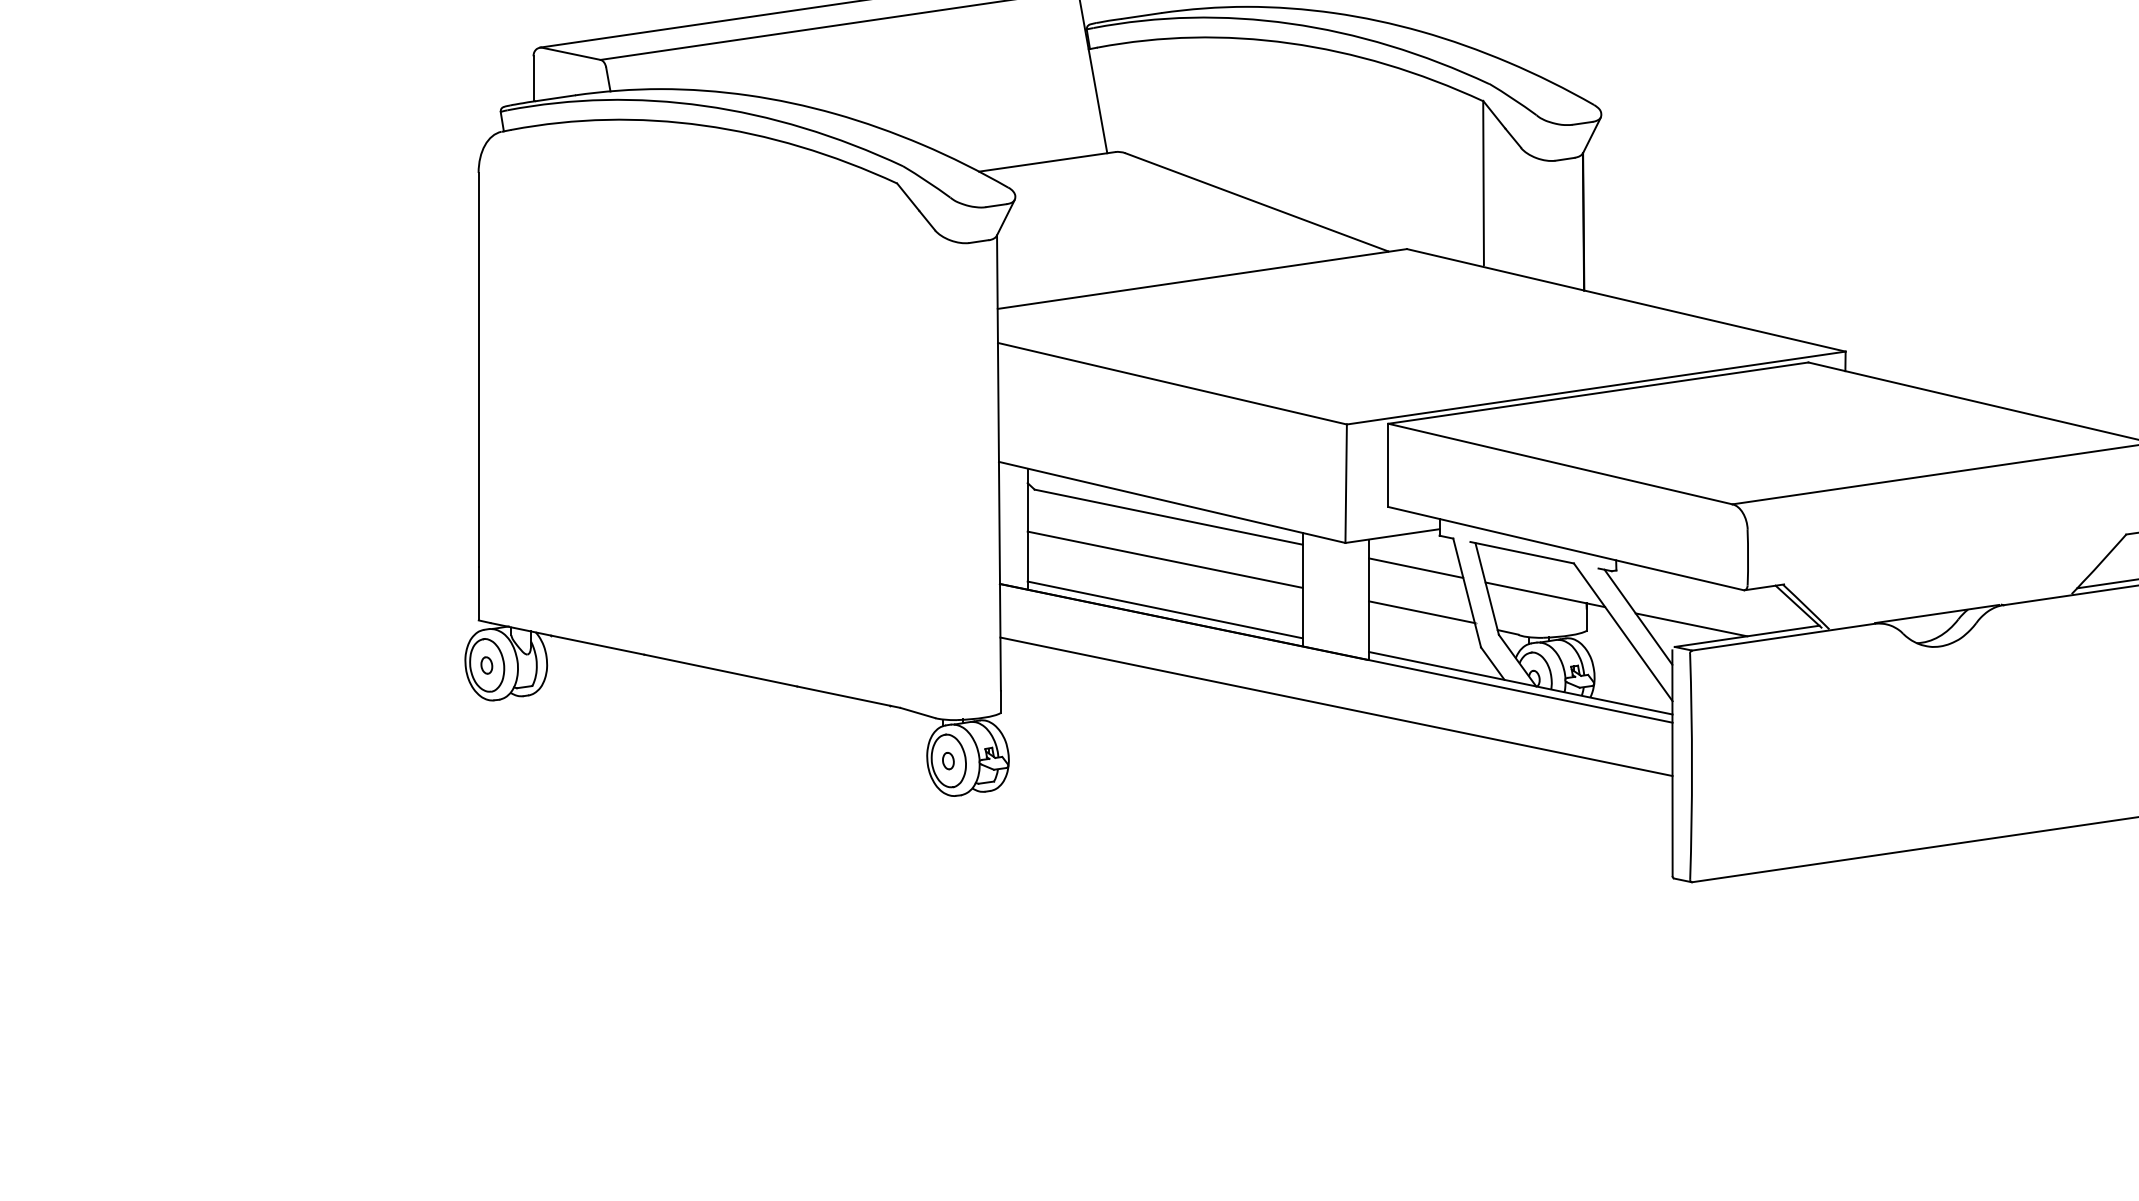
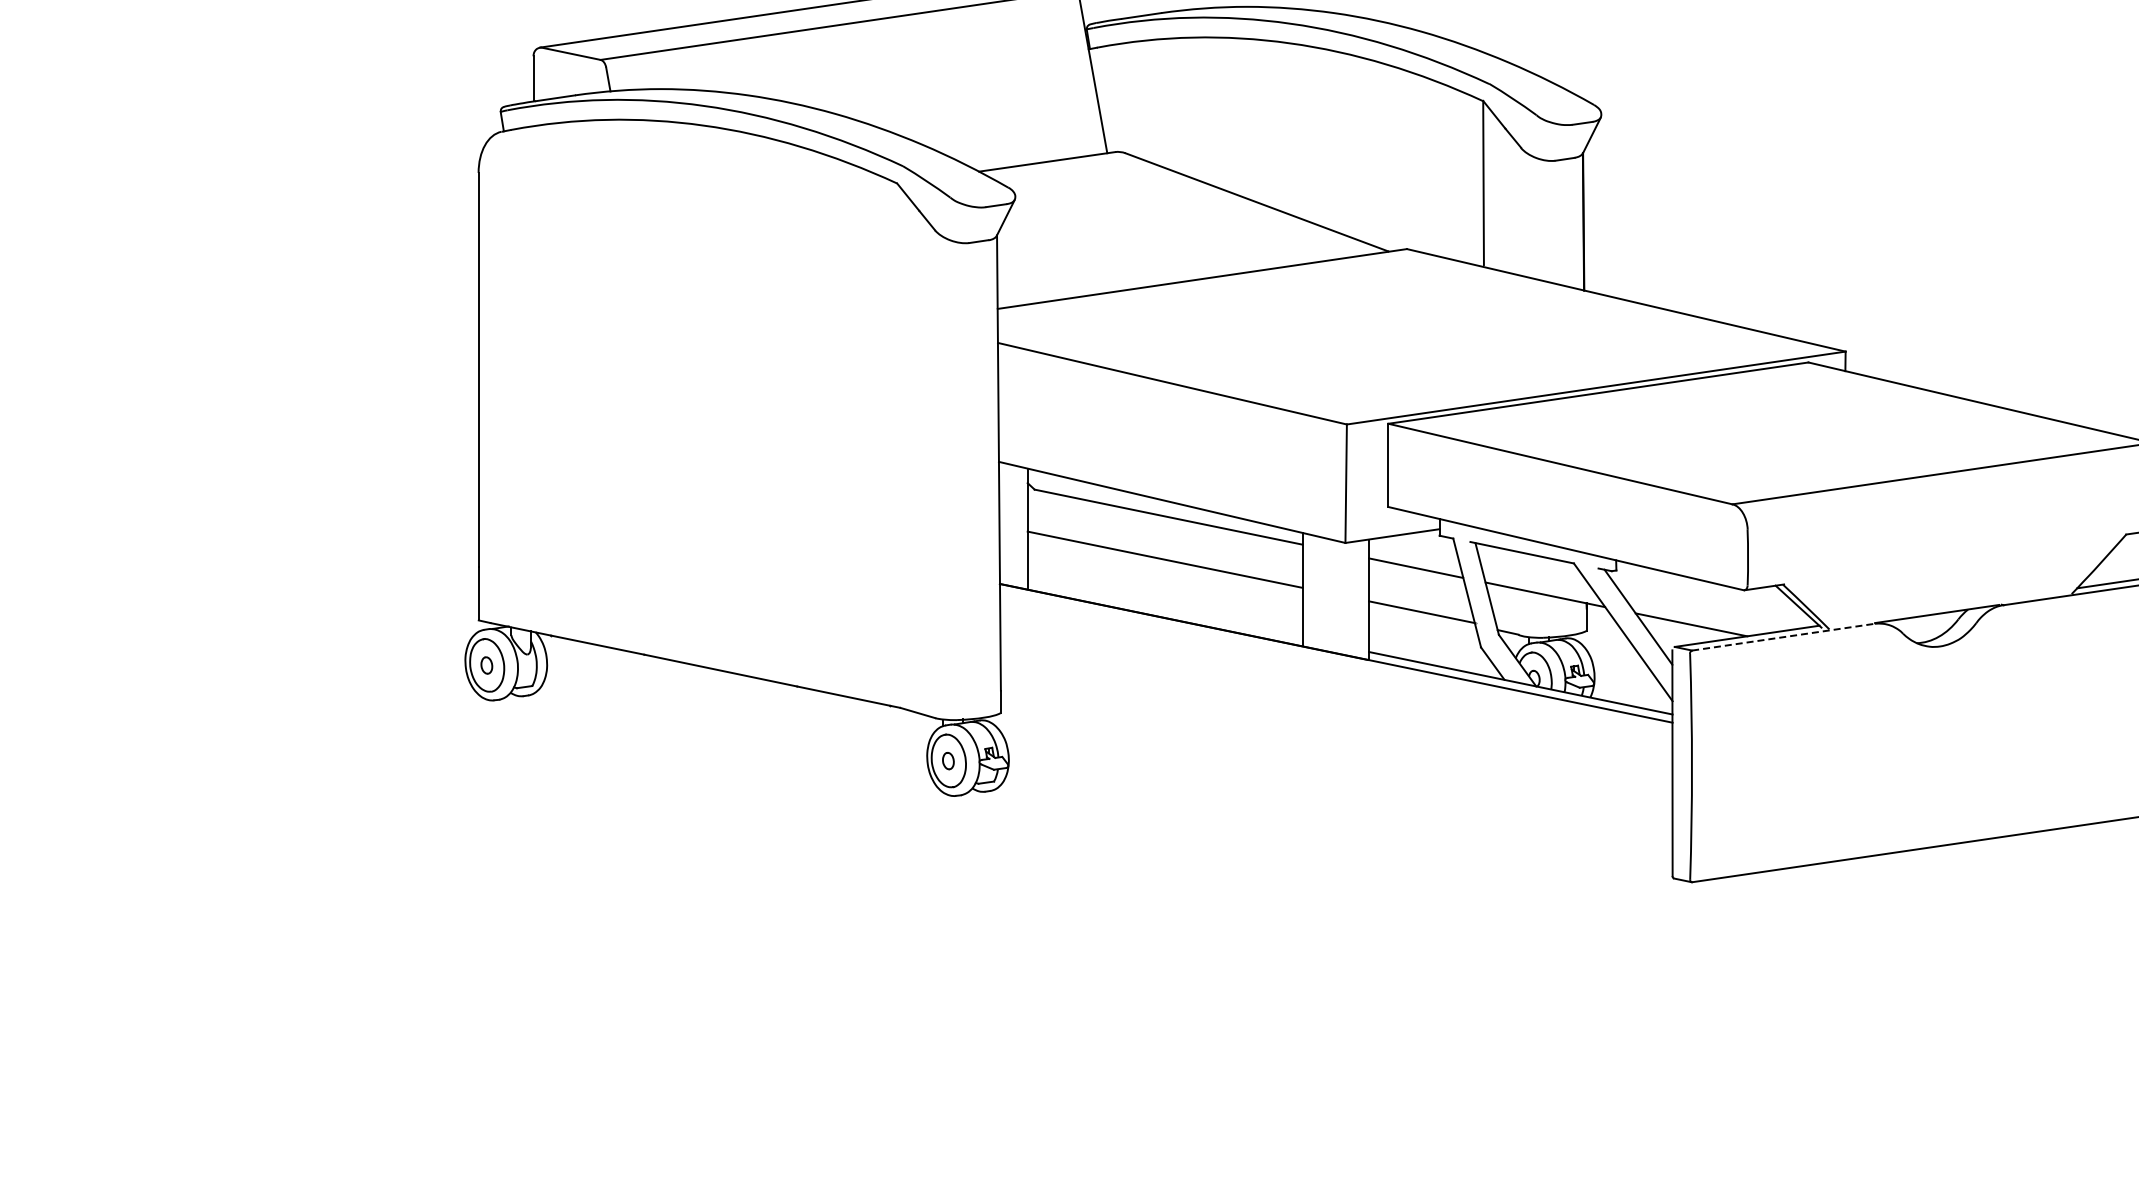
line: present -> none (1164, 609)
line: solid -> dashed (1783, 637)
line: present -> none (1336, 706)
